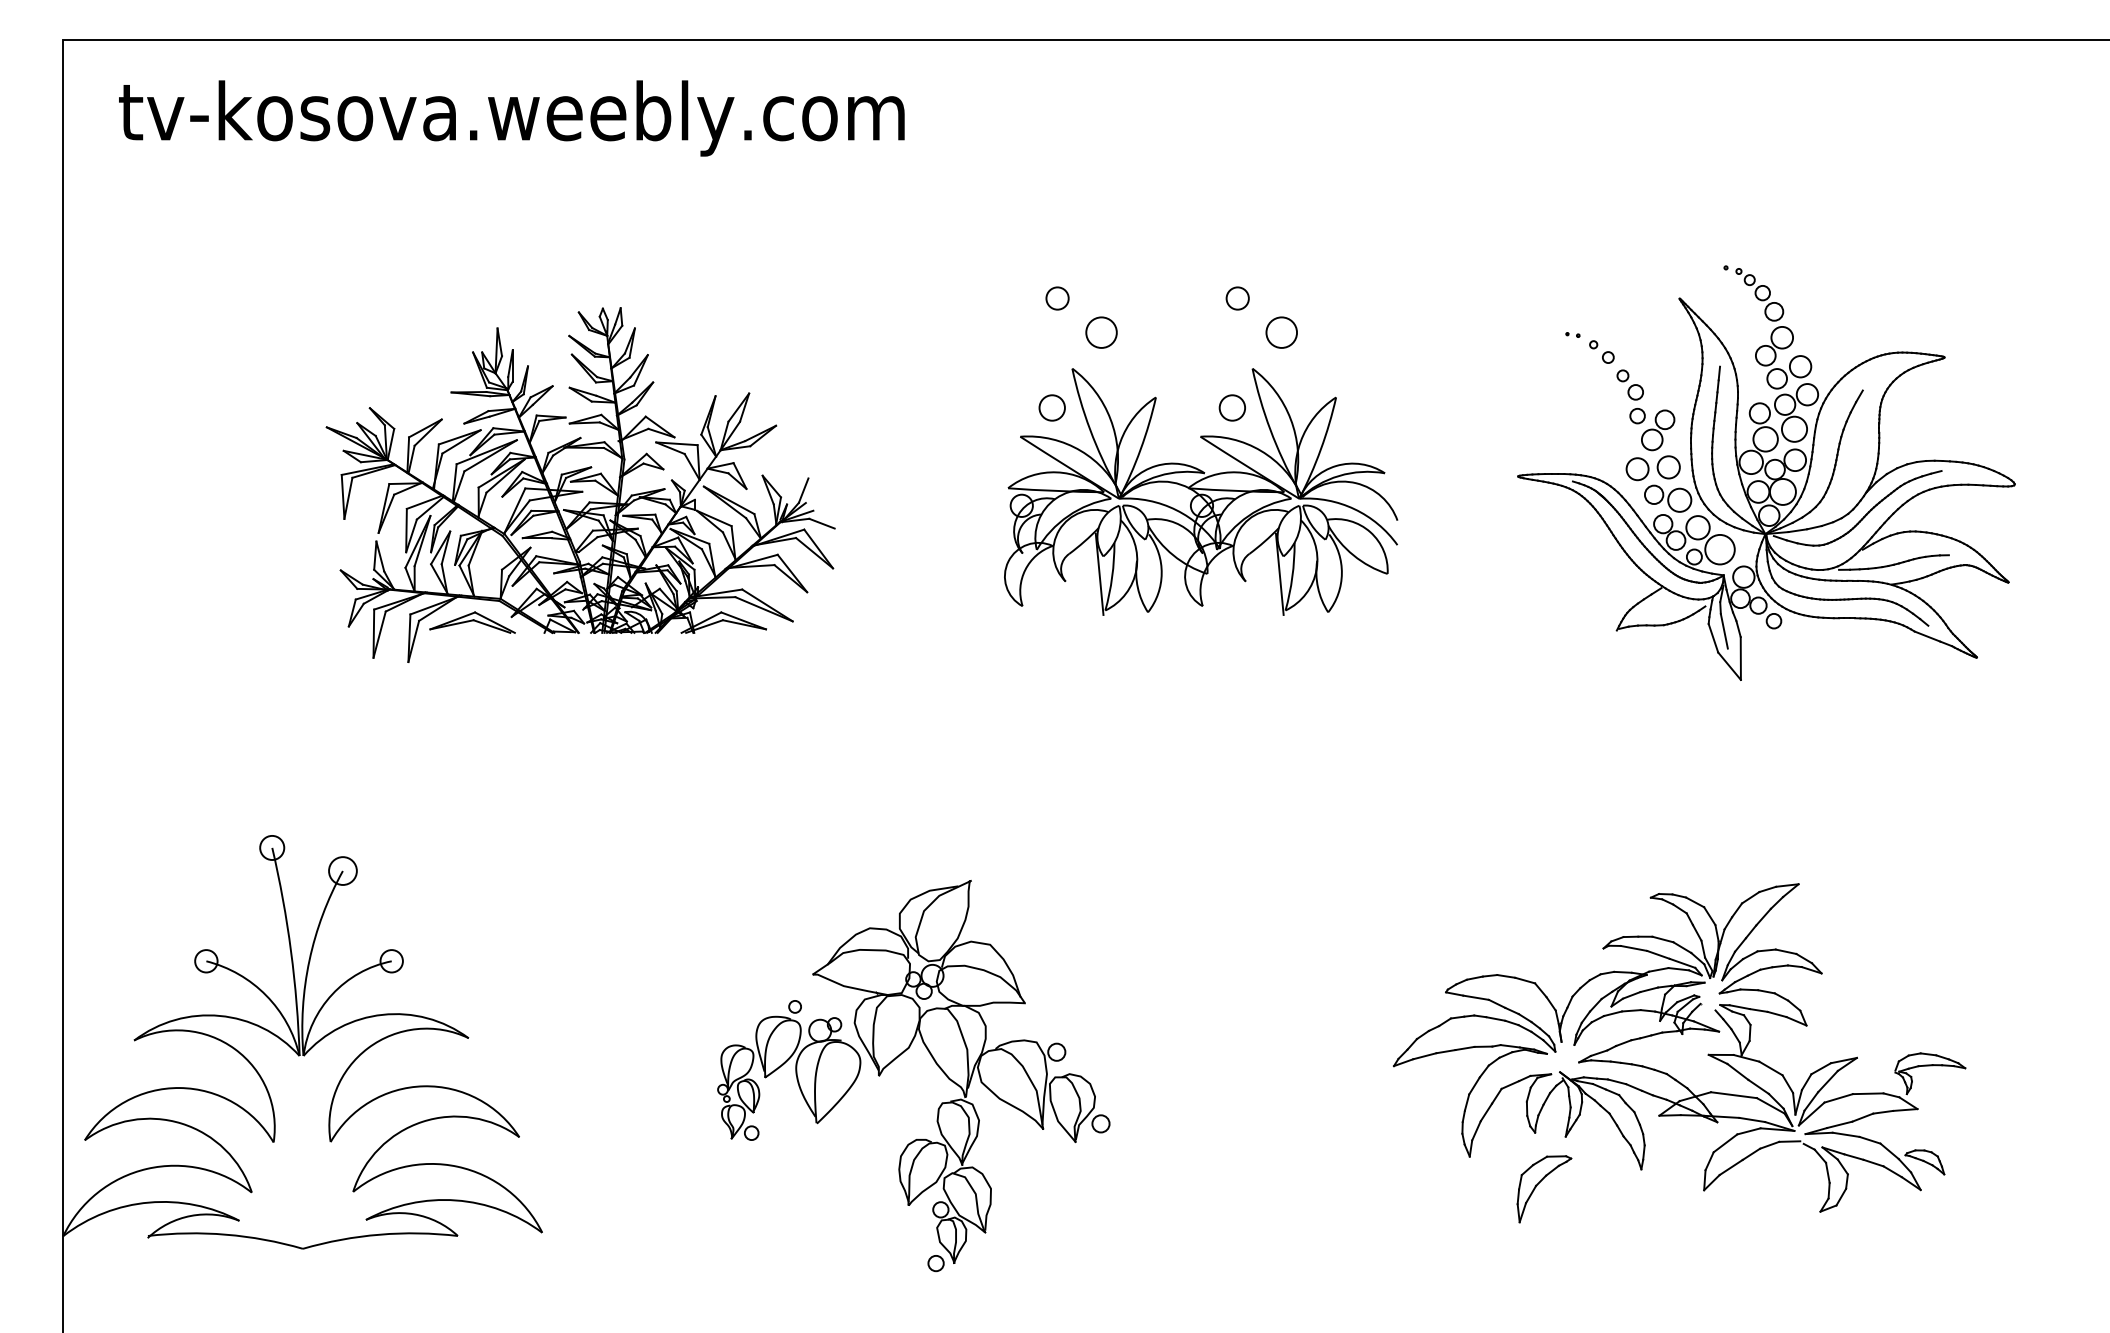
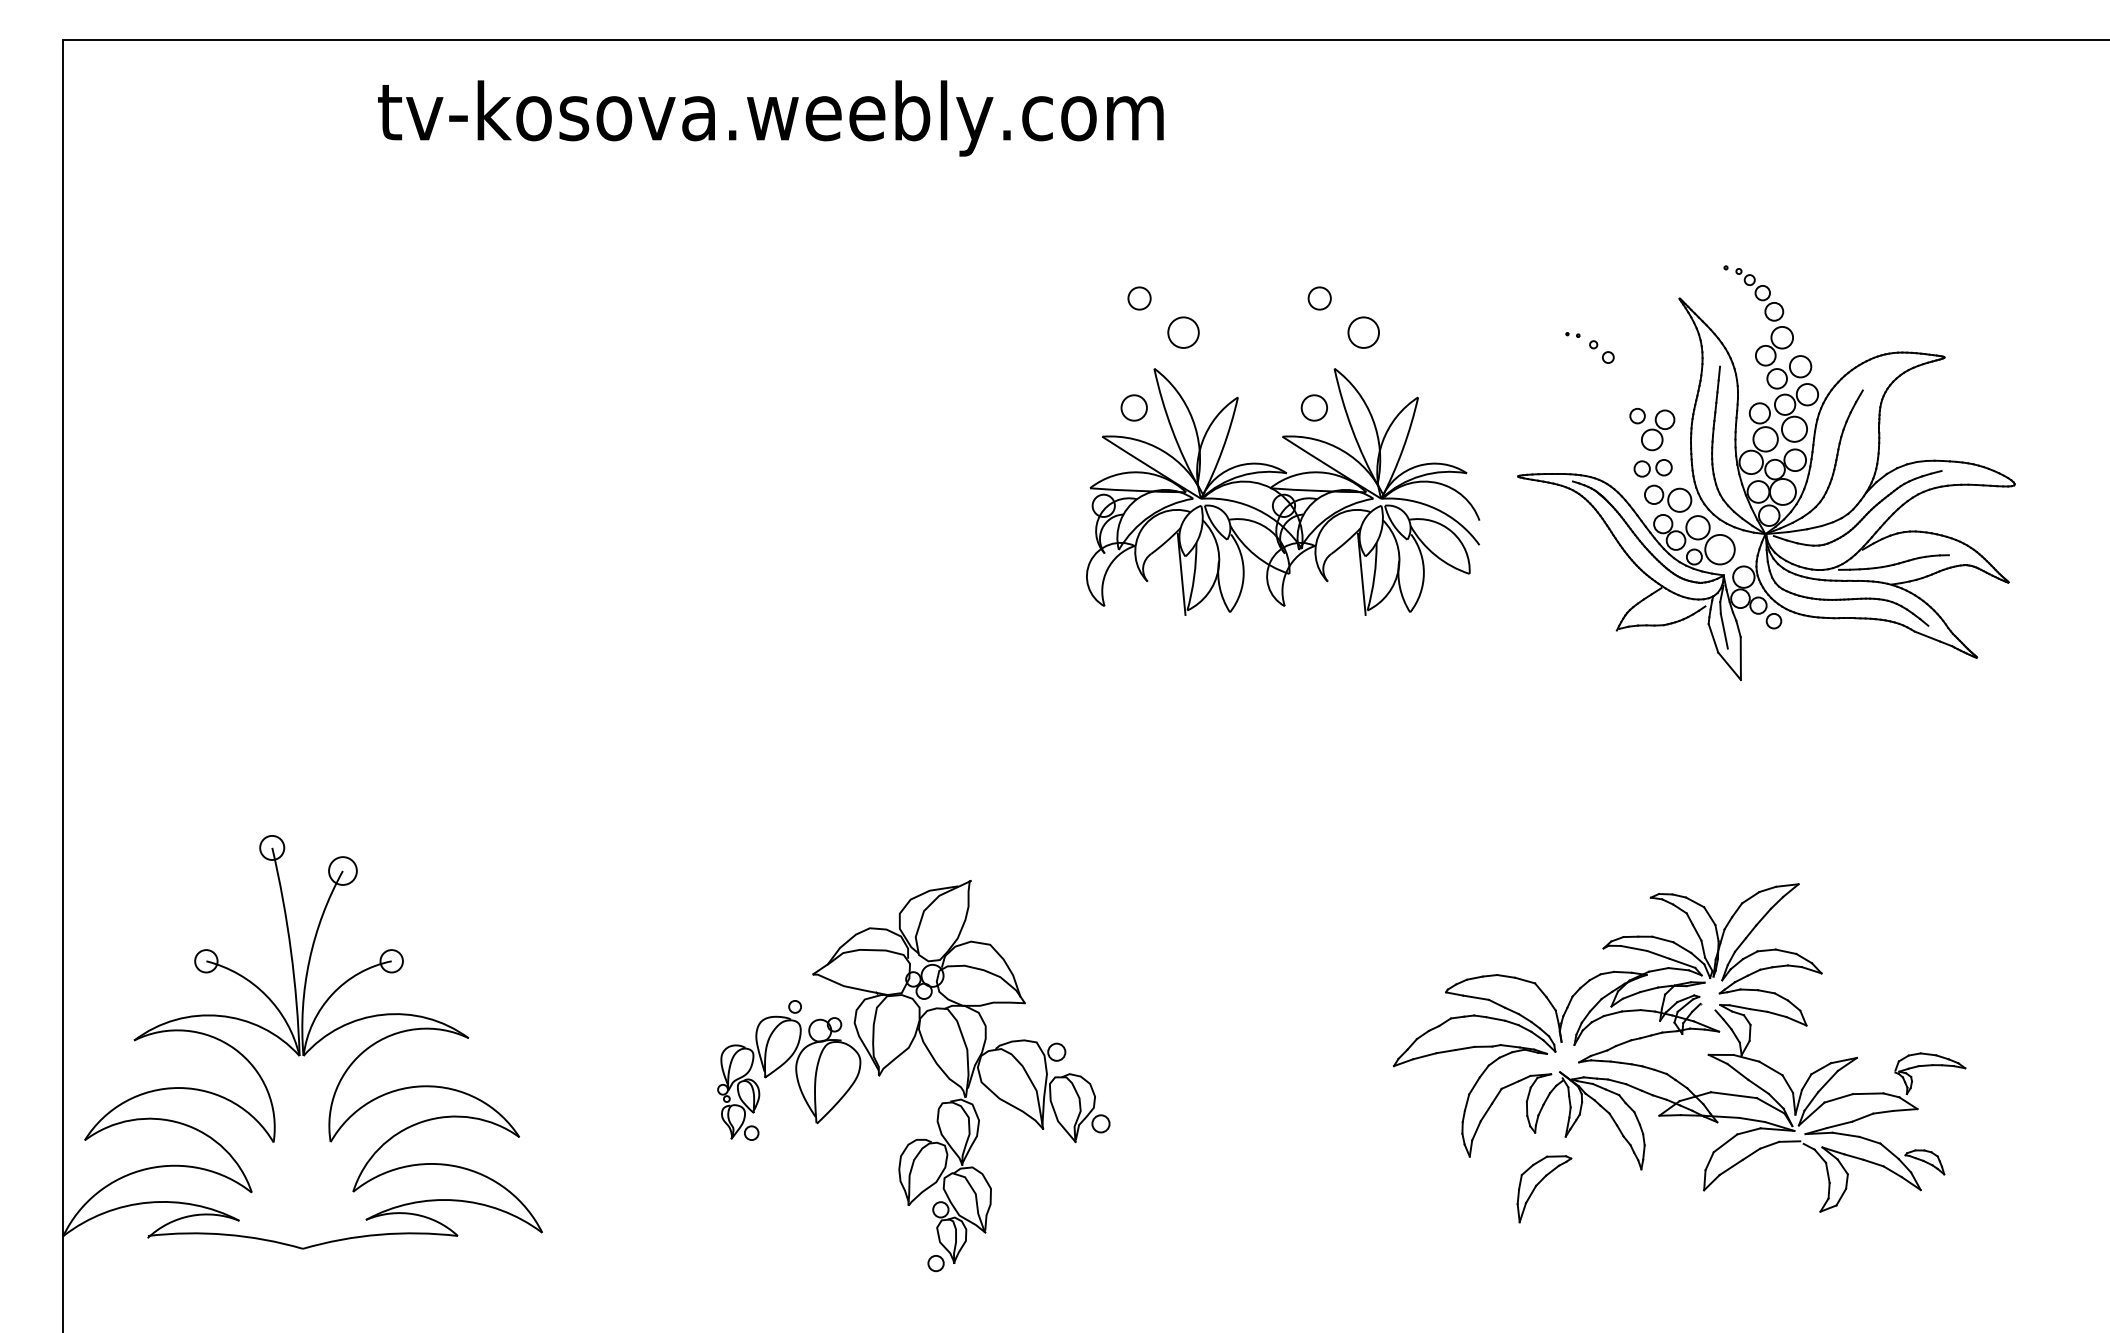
text position: (511, 118) -> (770, 118) (770, 118)
part: present -> none (1629, 384)
part position: (1205, 441) -> (1287, 441) (1287, 441)
part size: 56x27 px -> 40x19 px (1652, 468)
part: present -> none (580, 484)
